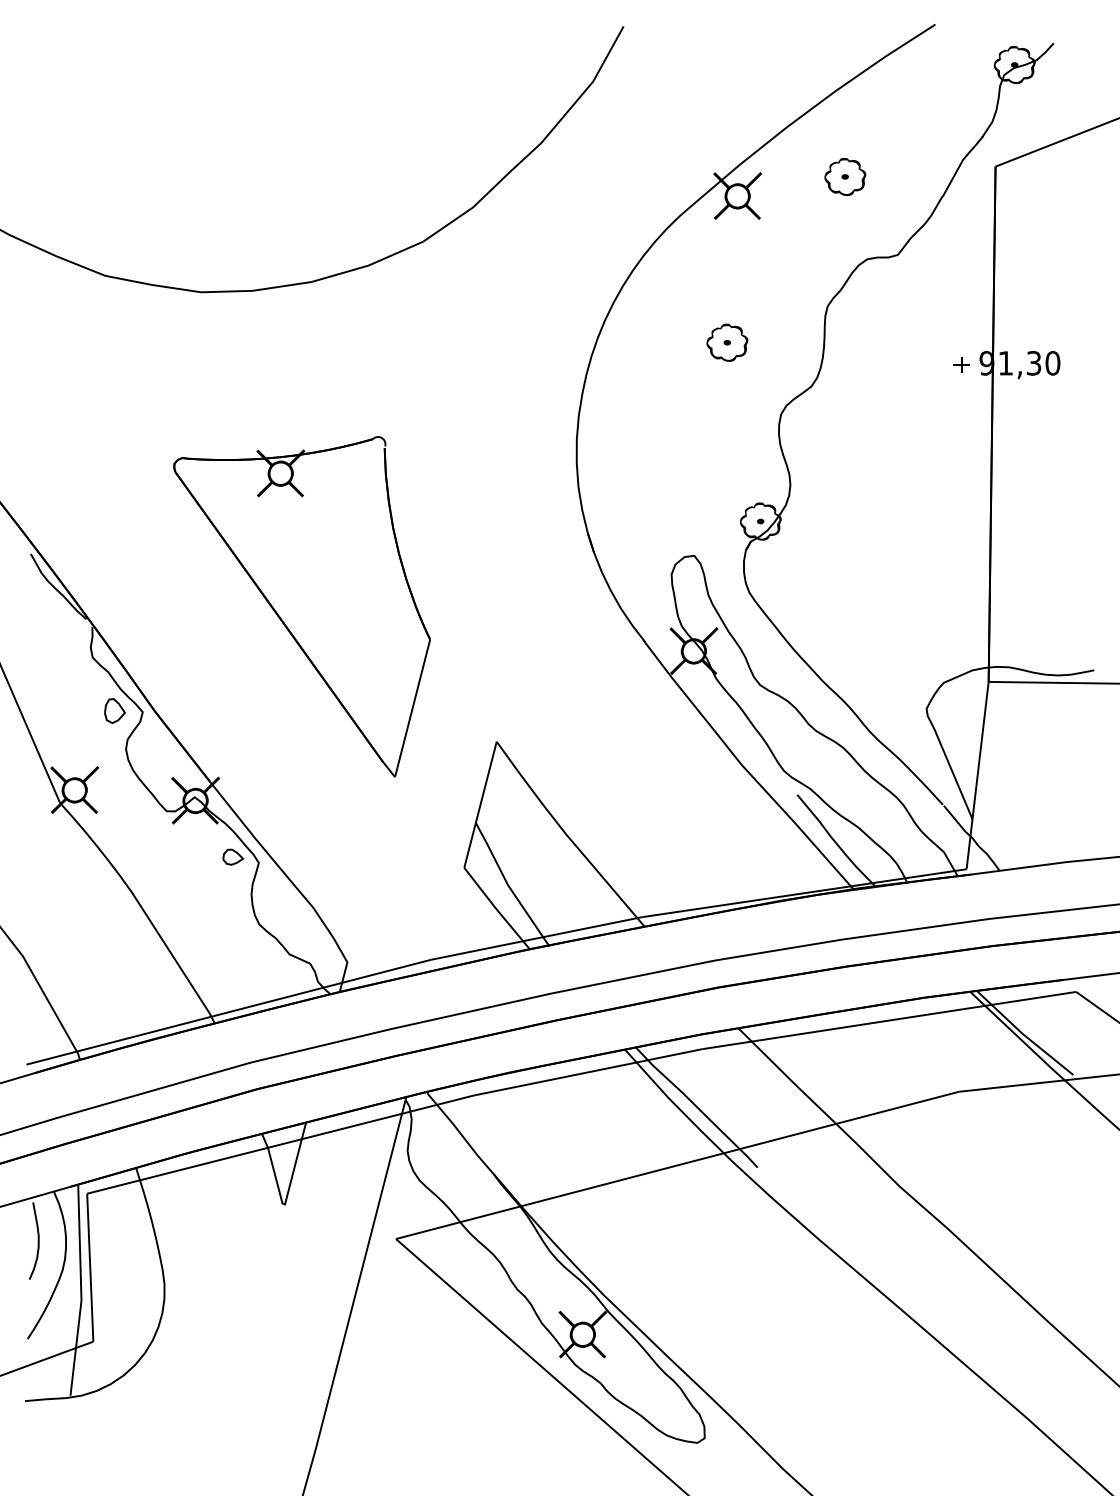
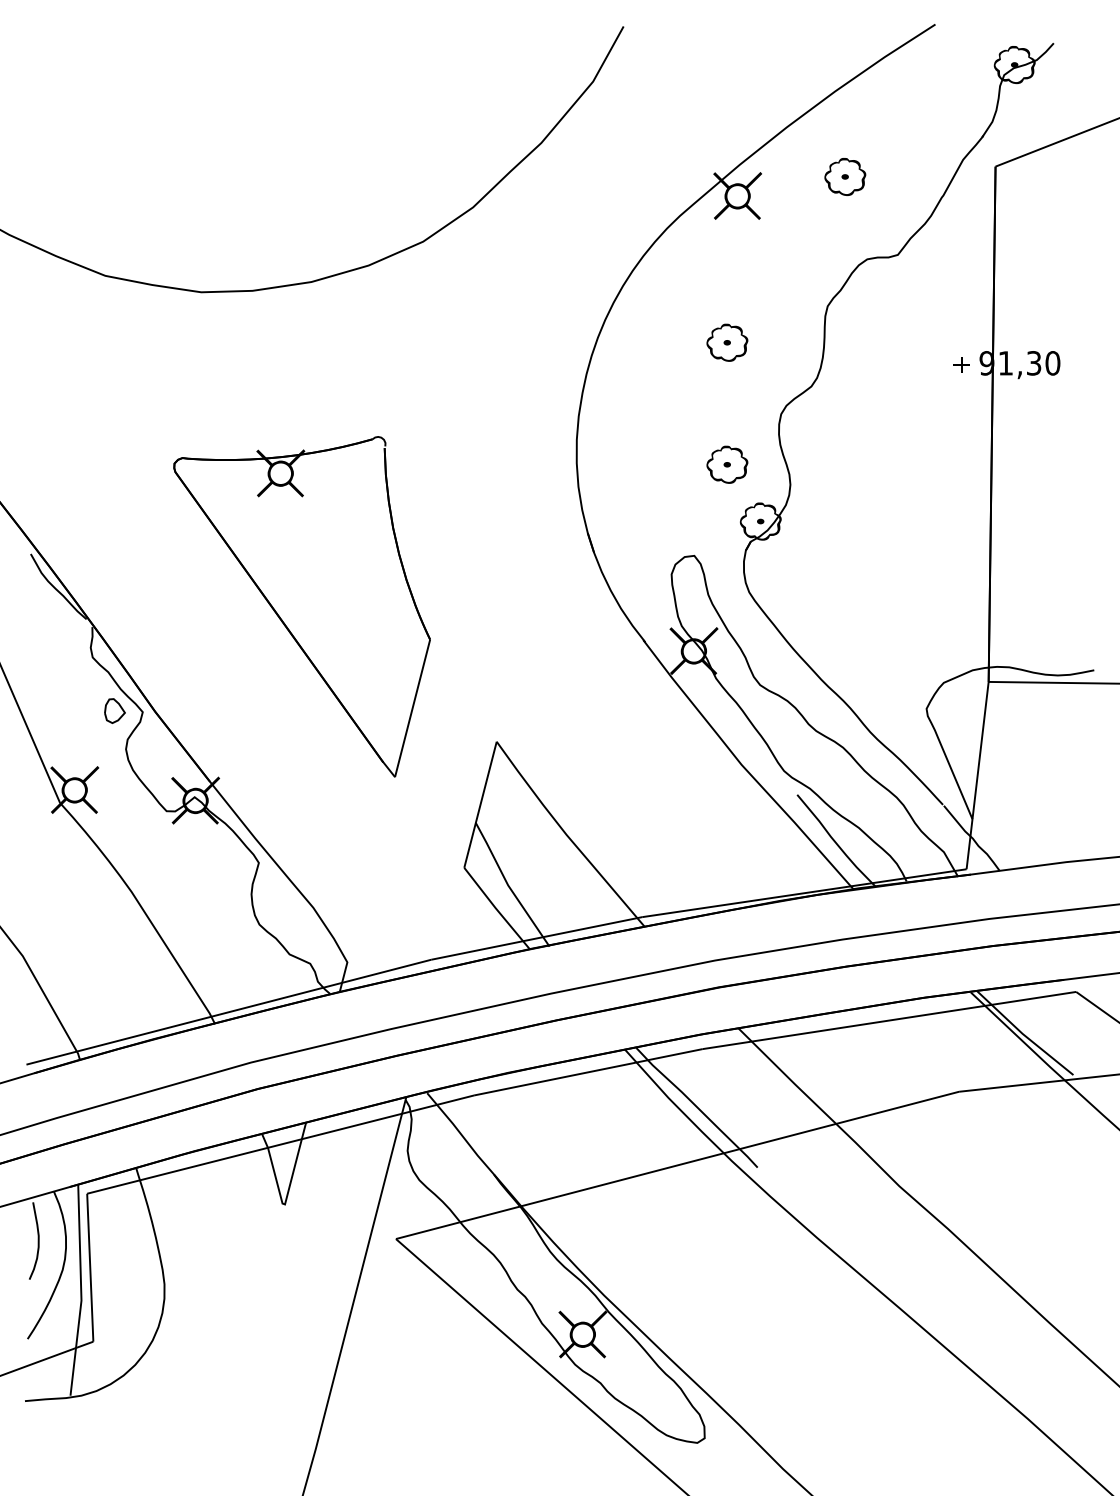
part: none -> present (727, 464)
part: present -> none (233, 856)
